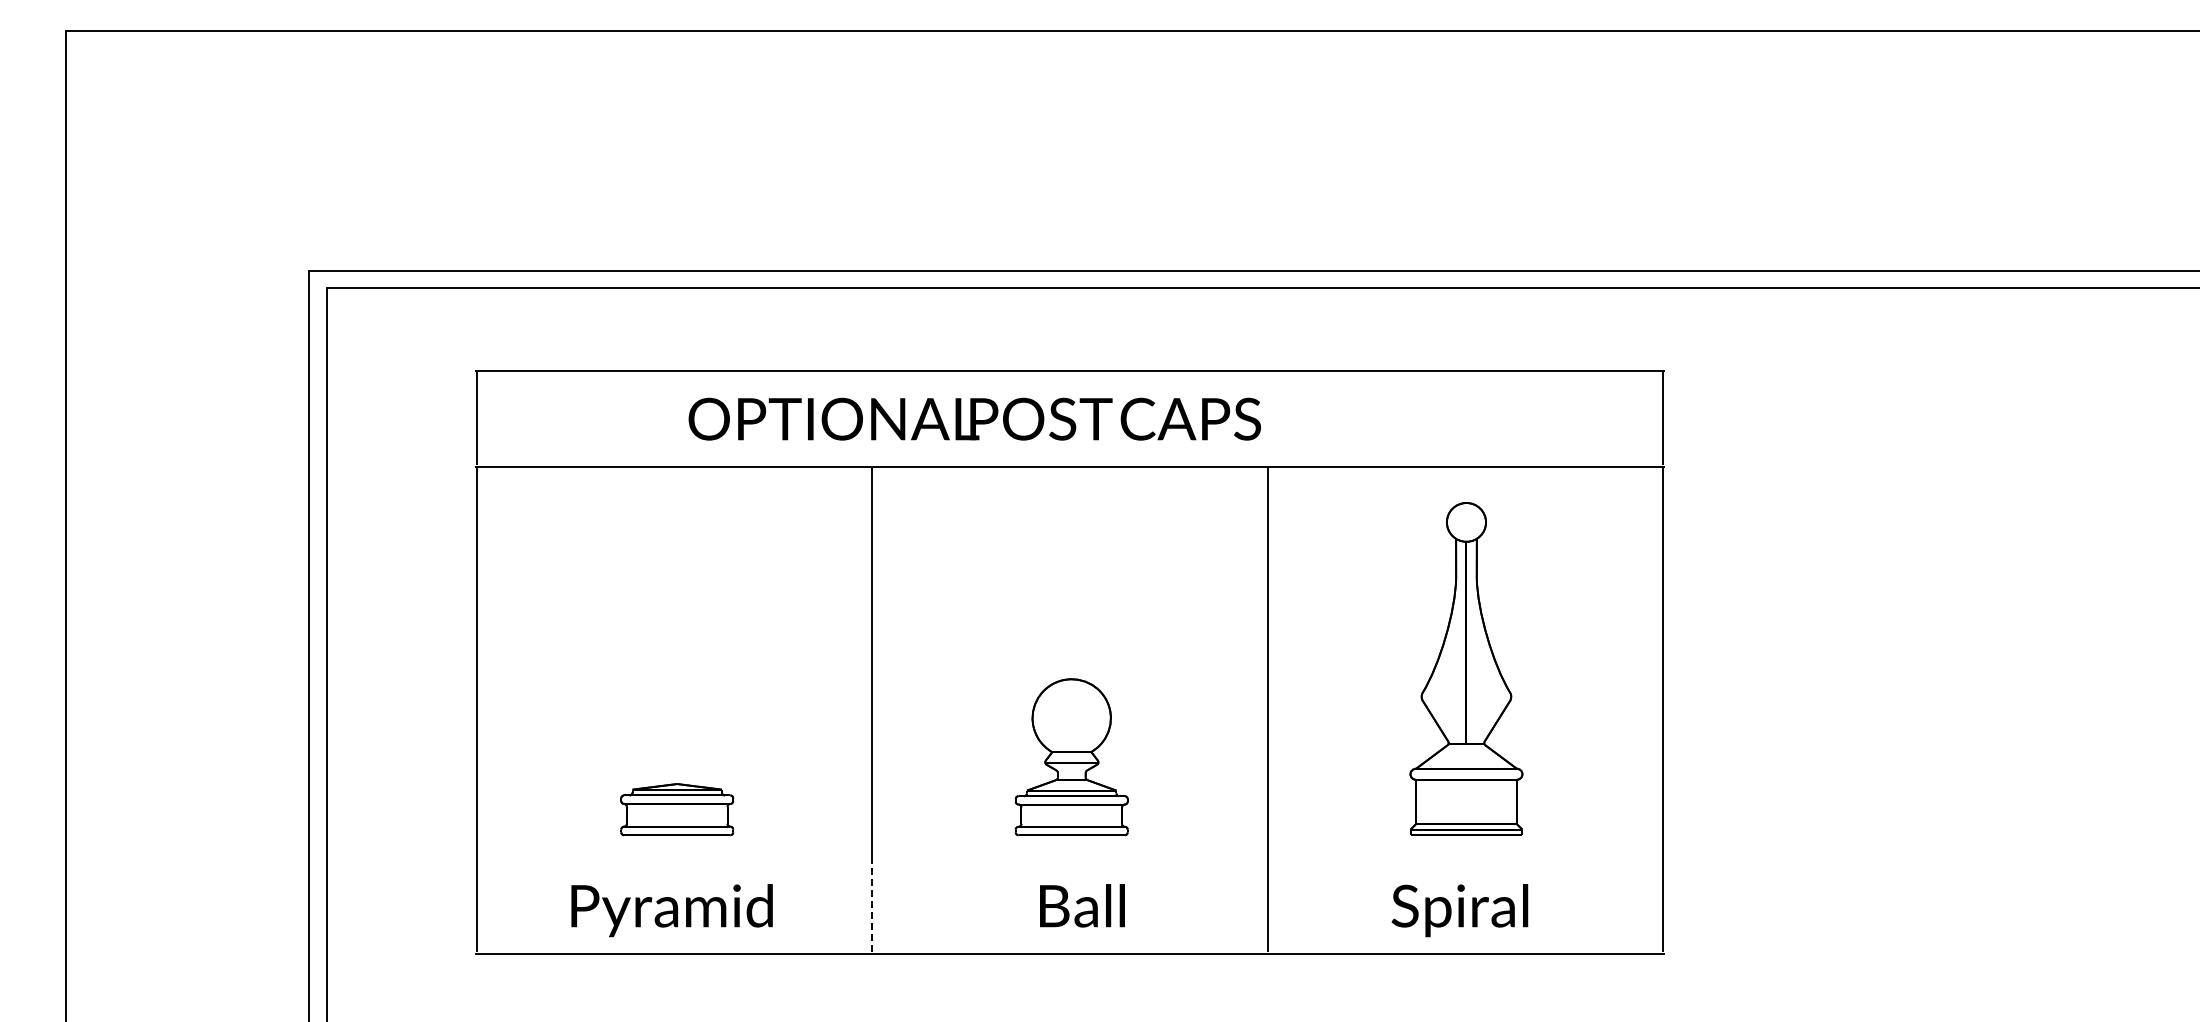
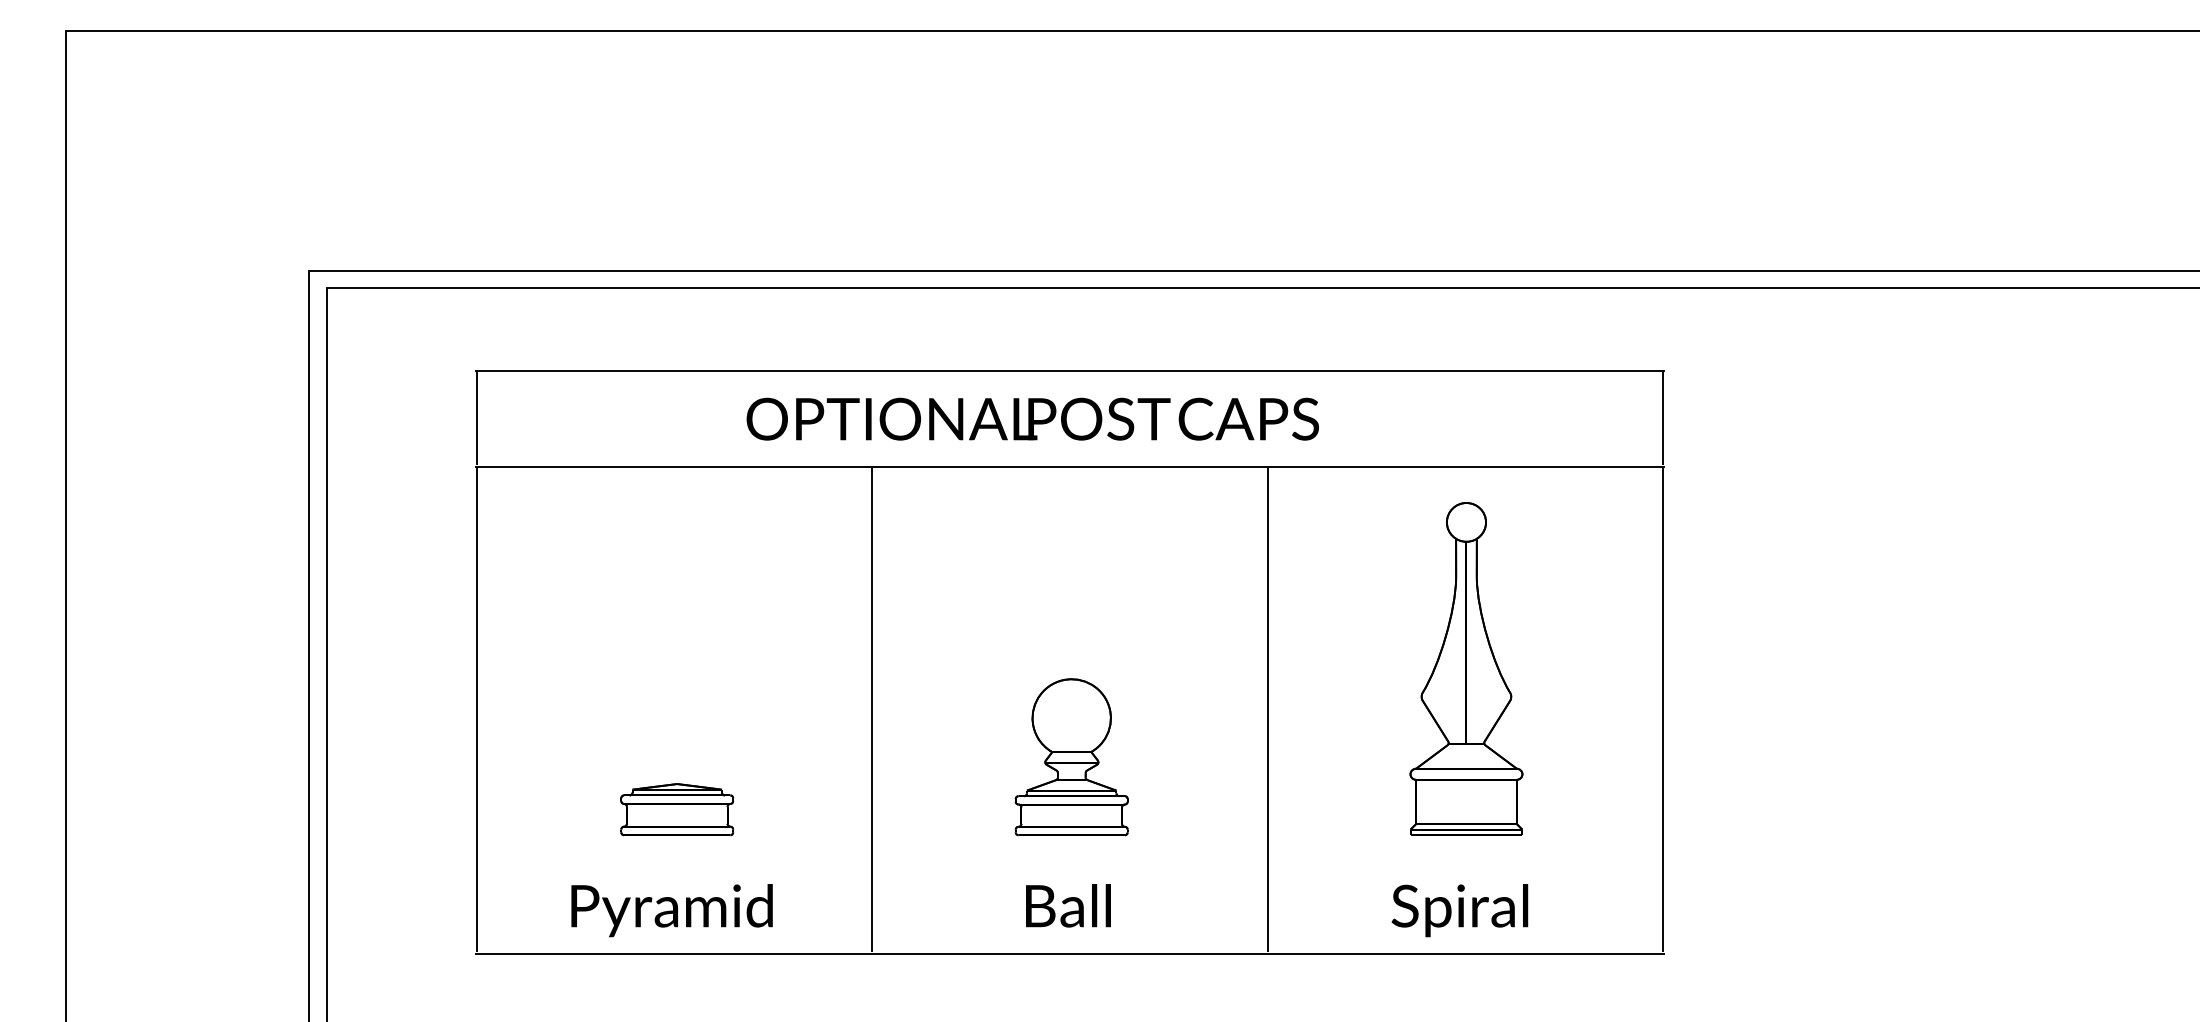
text position: (974, 418) -> (1032, 418) (1032, 418)
line: dashed -> solid (872, 904)
text position: (1082, 905) -> (1068, 905) (1068, 905)
